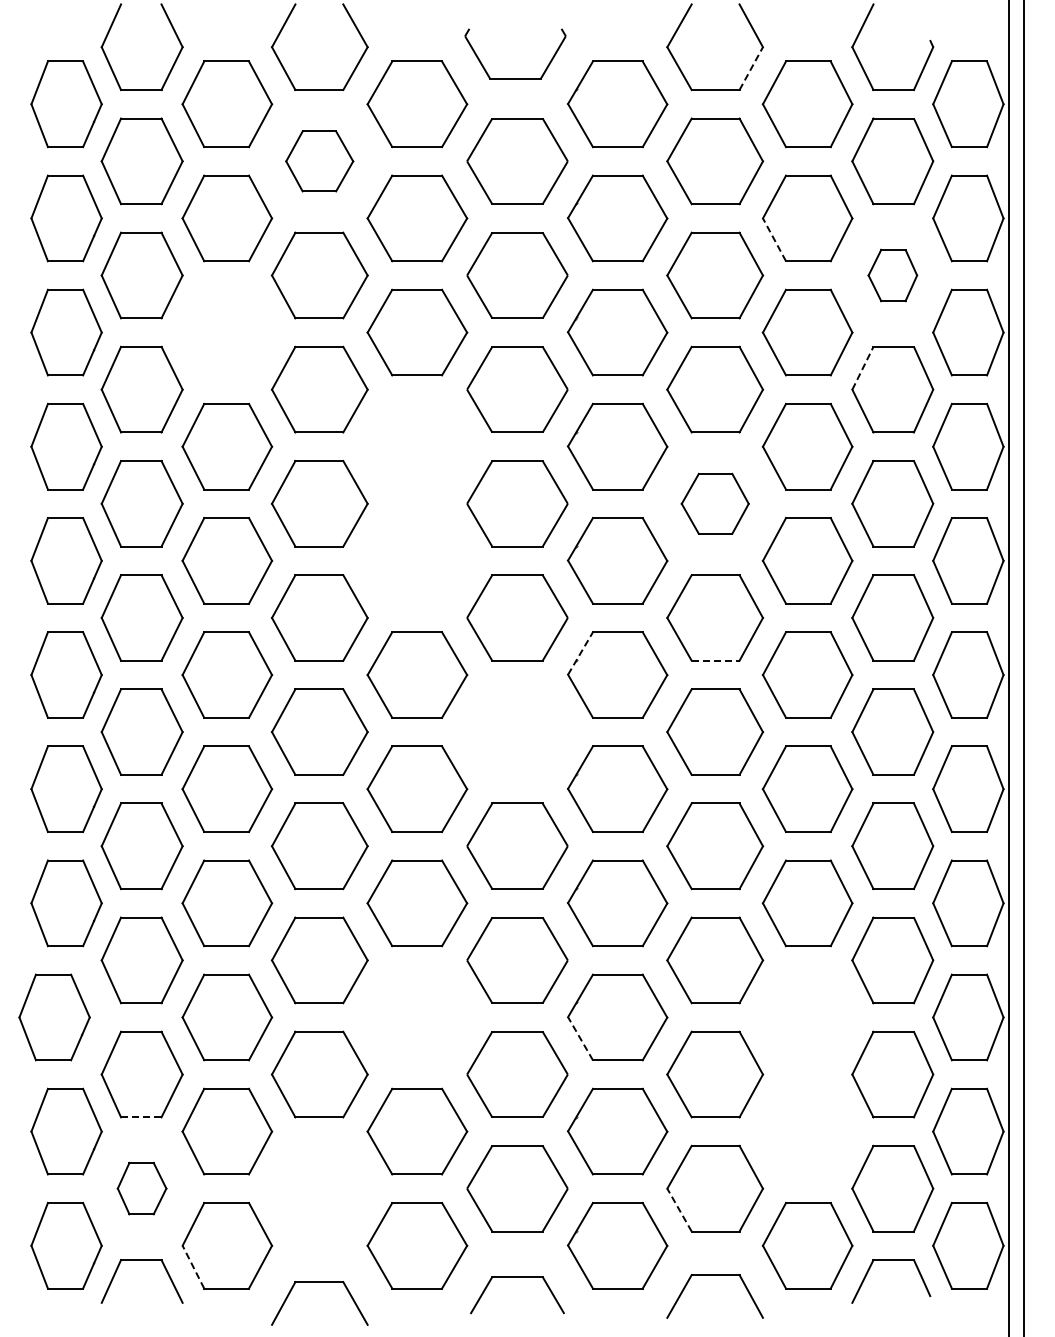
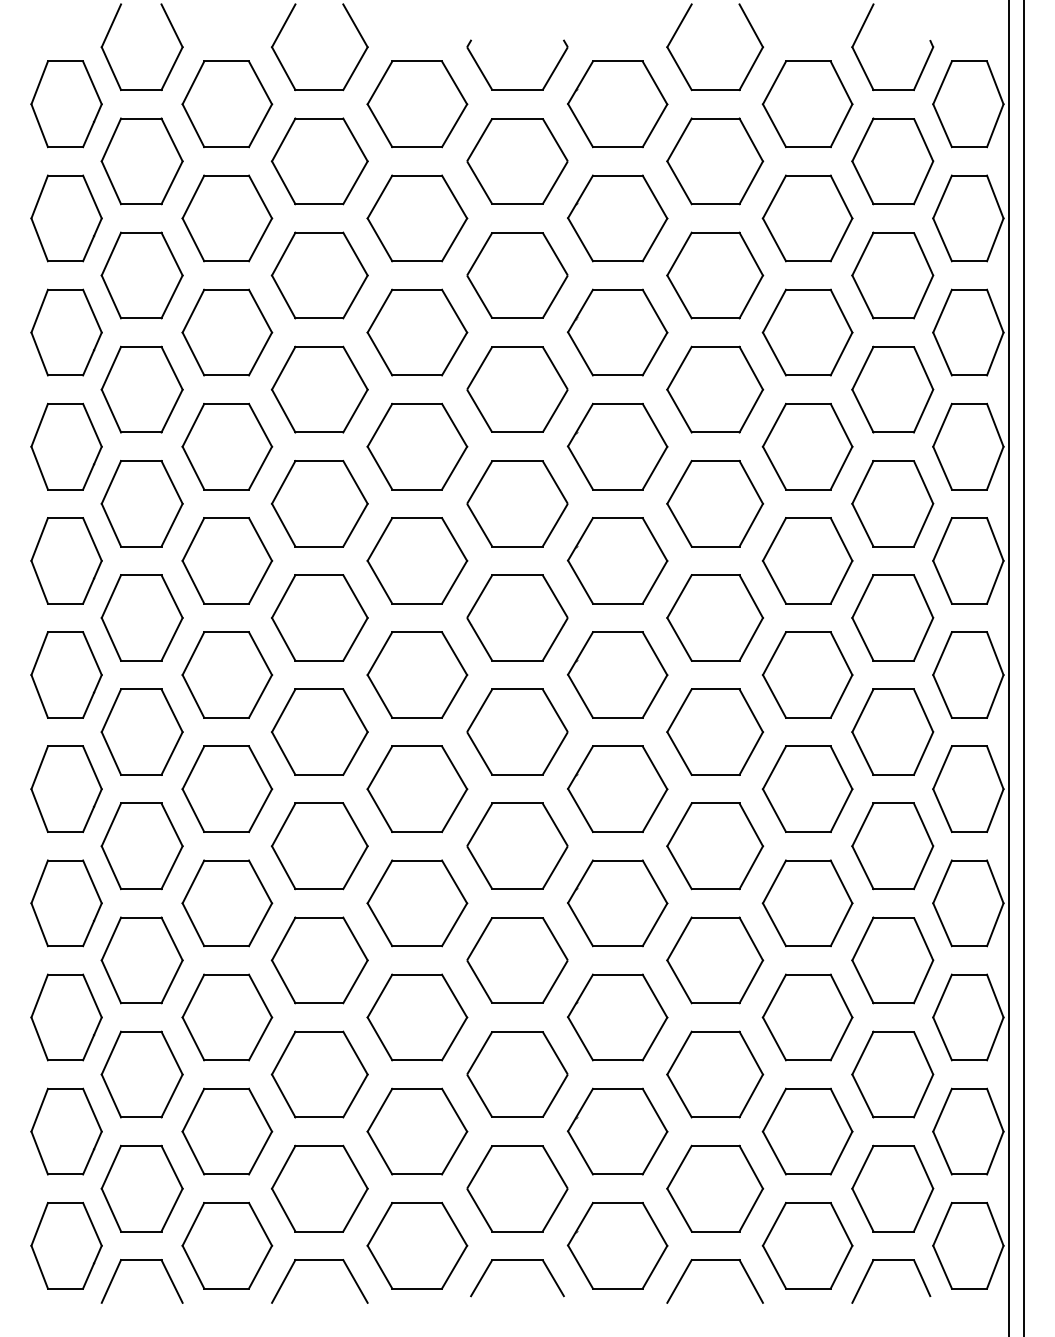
line: dashed -> solid (751, 68)
part position: (515, 78) -> (517, 89) (517, 89)
part size: 70x63 px -> 99x89 px (319, 161)
line: dashed -> solid (774, 239)
part size: 52x55 px -> 84x89 px (892, 275)
part: none -> present (227, 332)
line: dashed -> solid (862, 368)
part: none -> present (417, 446)
part size: 70x63 px -> 99x88 px (715, 503)
part: none -> present (417, 560)
line: dashed -> solid (580, 653)
line: dashed -> solid (715, 660)
part: none -> present (517, 731)
part position: (54, 1017) -> (66, 1017) (66, 1017)
part: none -> present (417, 1017)
part: none -> present (807, 1017)
line: dashed -> solid (580, 1038)
line: dashed -> solid (141, 1117)
part: none -> present (807, 1131)
part size: 52x54 px -> 84x89 px (141, 1188)
part: none -> present (319, 1188)
line: dashed -> solid (679, 1210)
line: dashed -> solid (193, 1267)
part position: (714, 1275) -> (714, 1260) (714, 1260)
part position: (517, 1277) -> (517, 1260) (517, 1260)
part position: (319, 1282) -> (319, 1260) (319, 1260)
